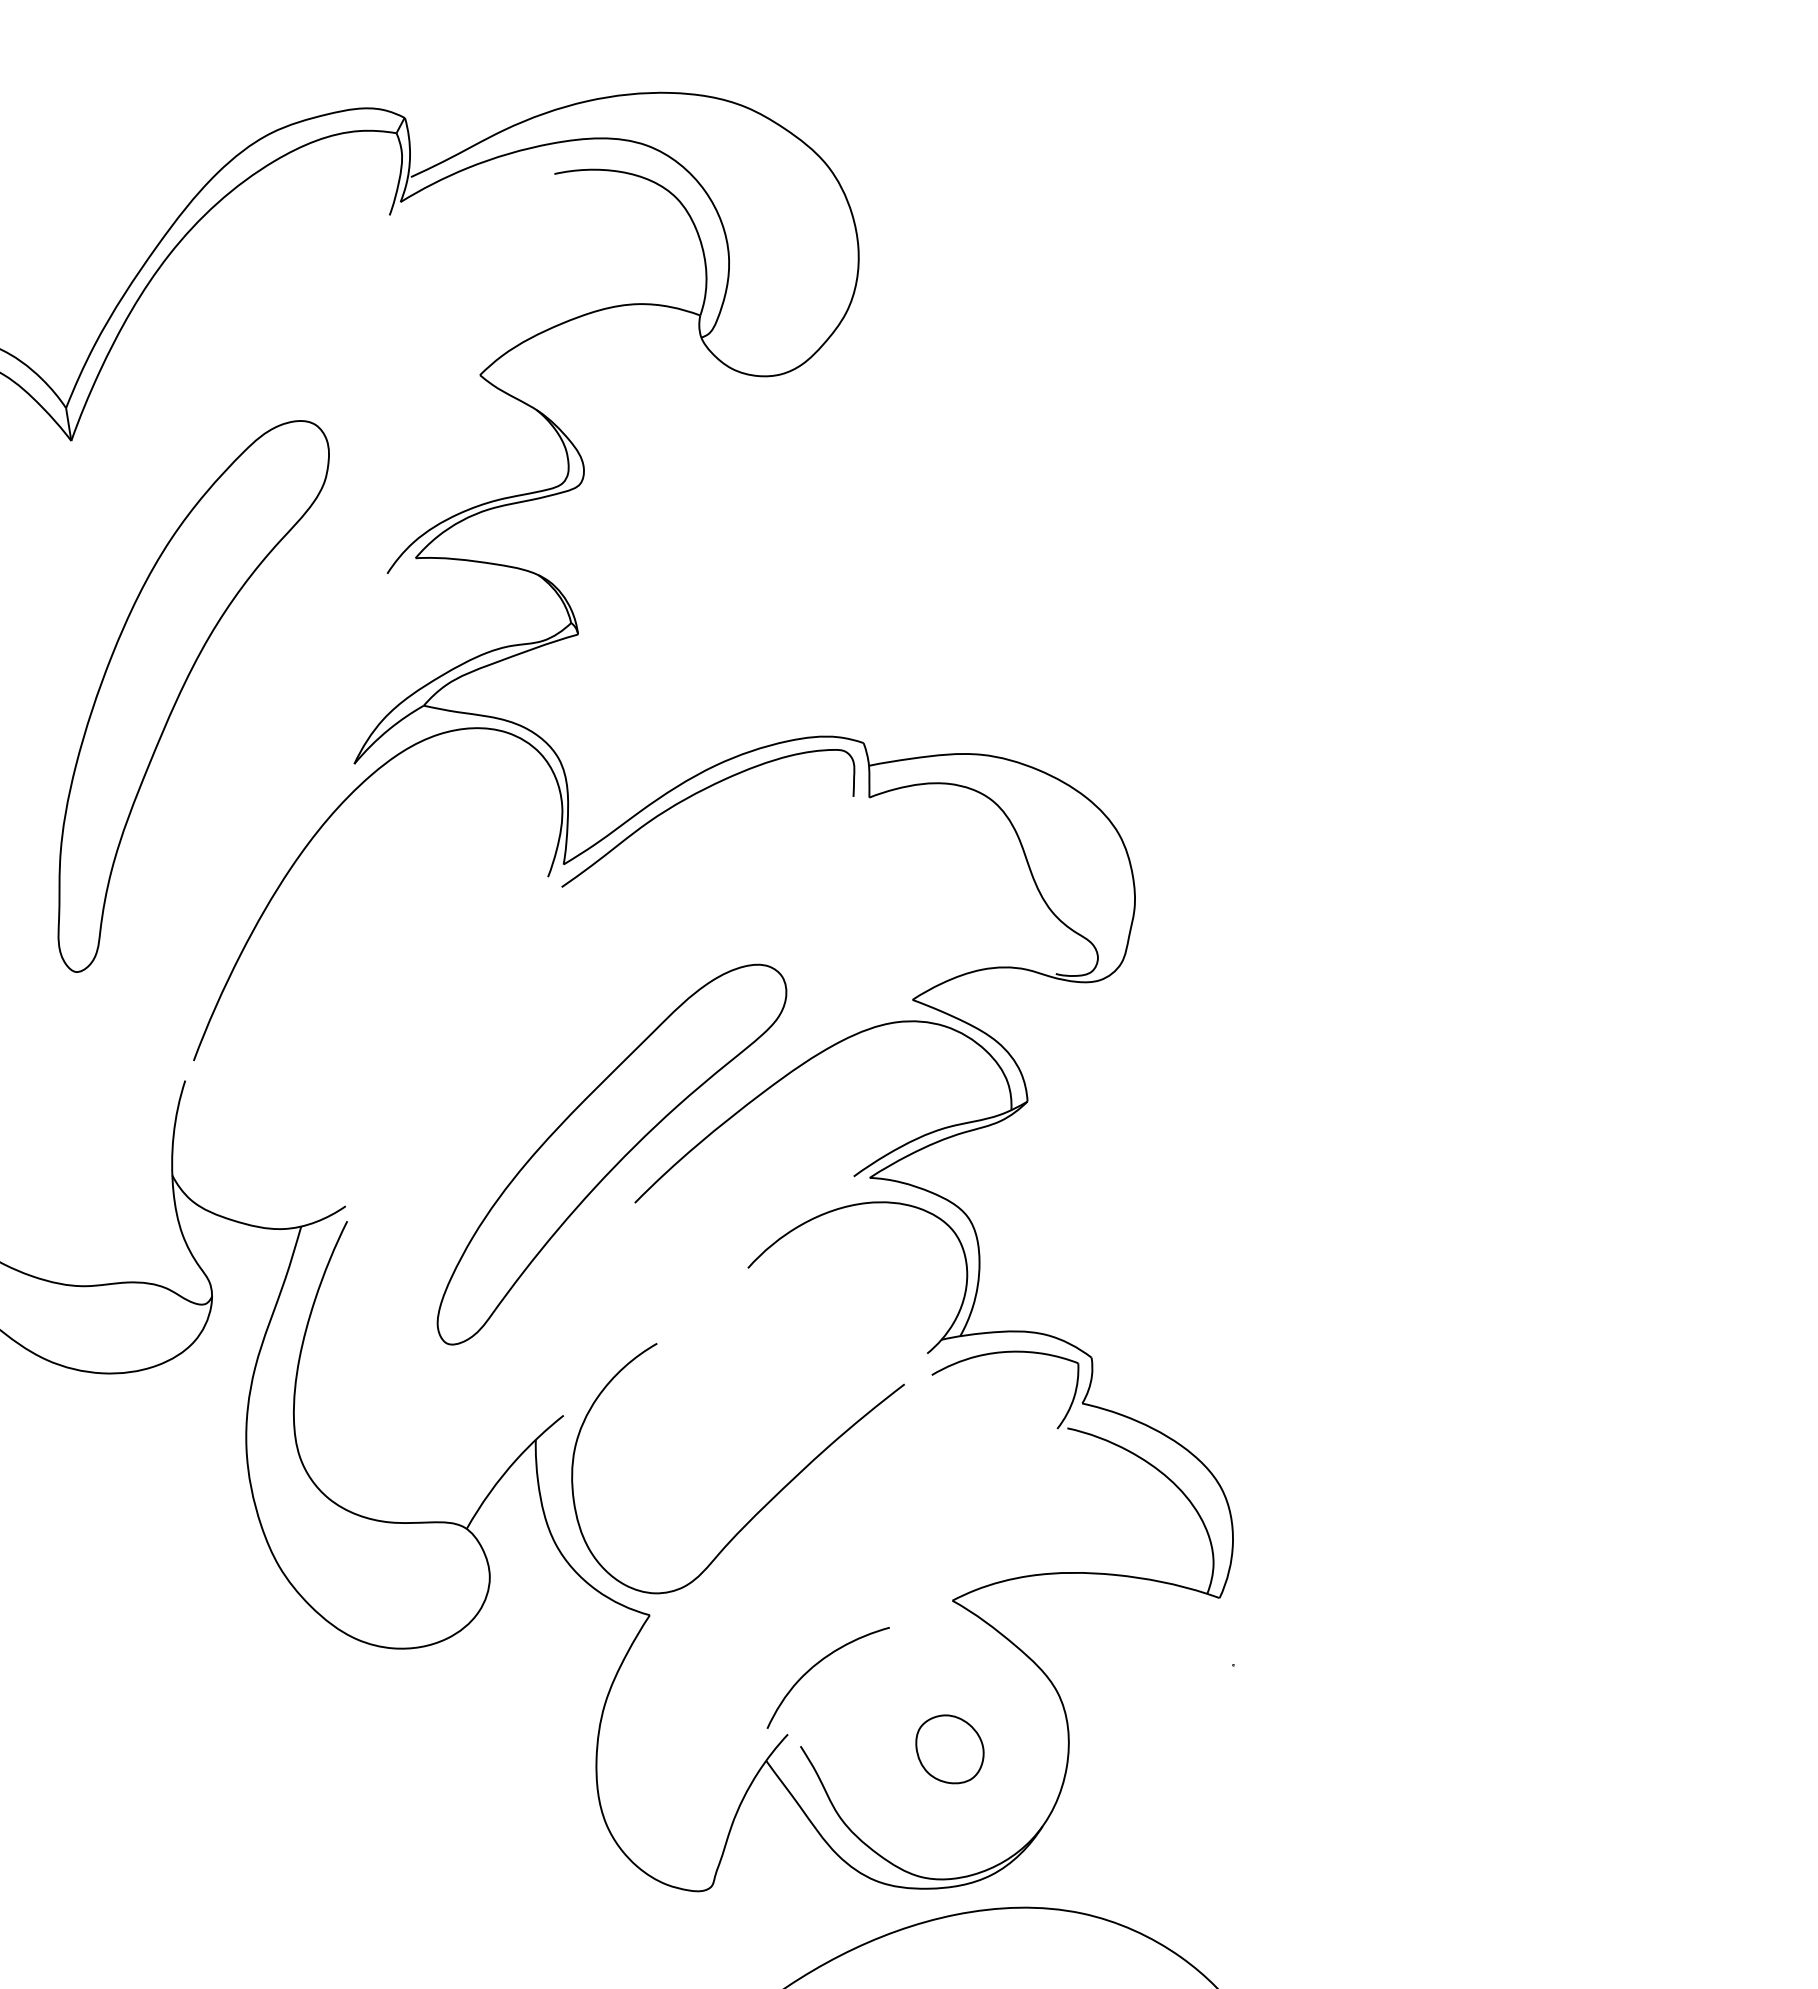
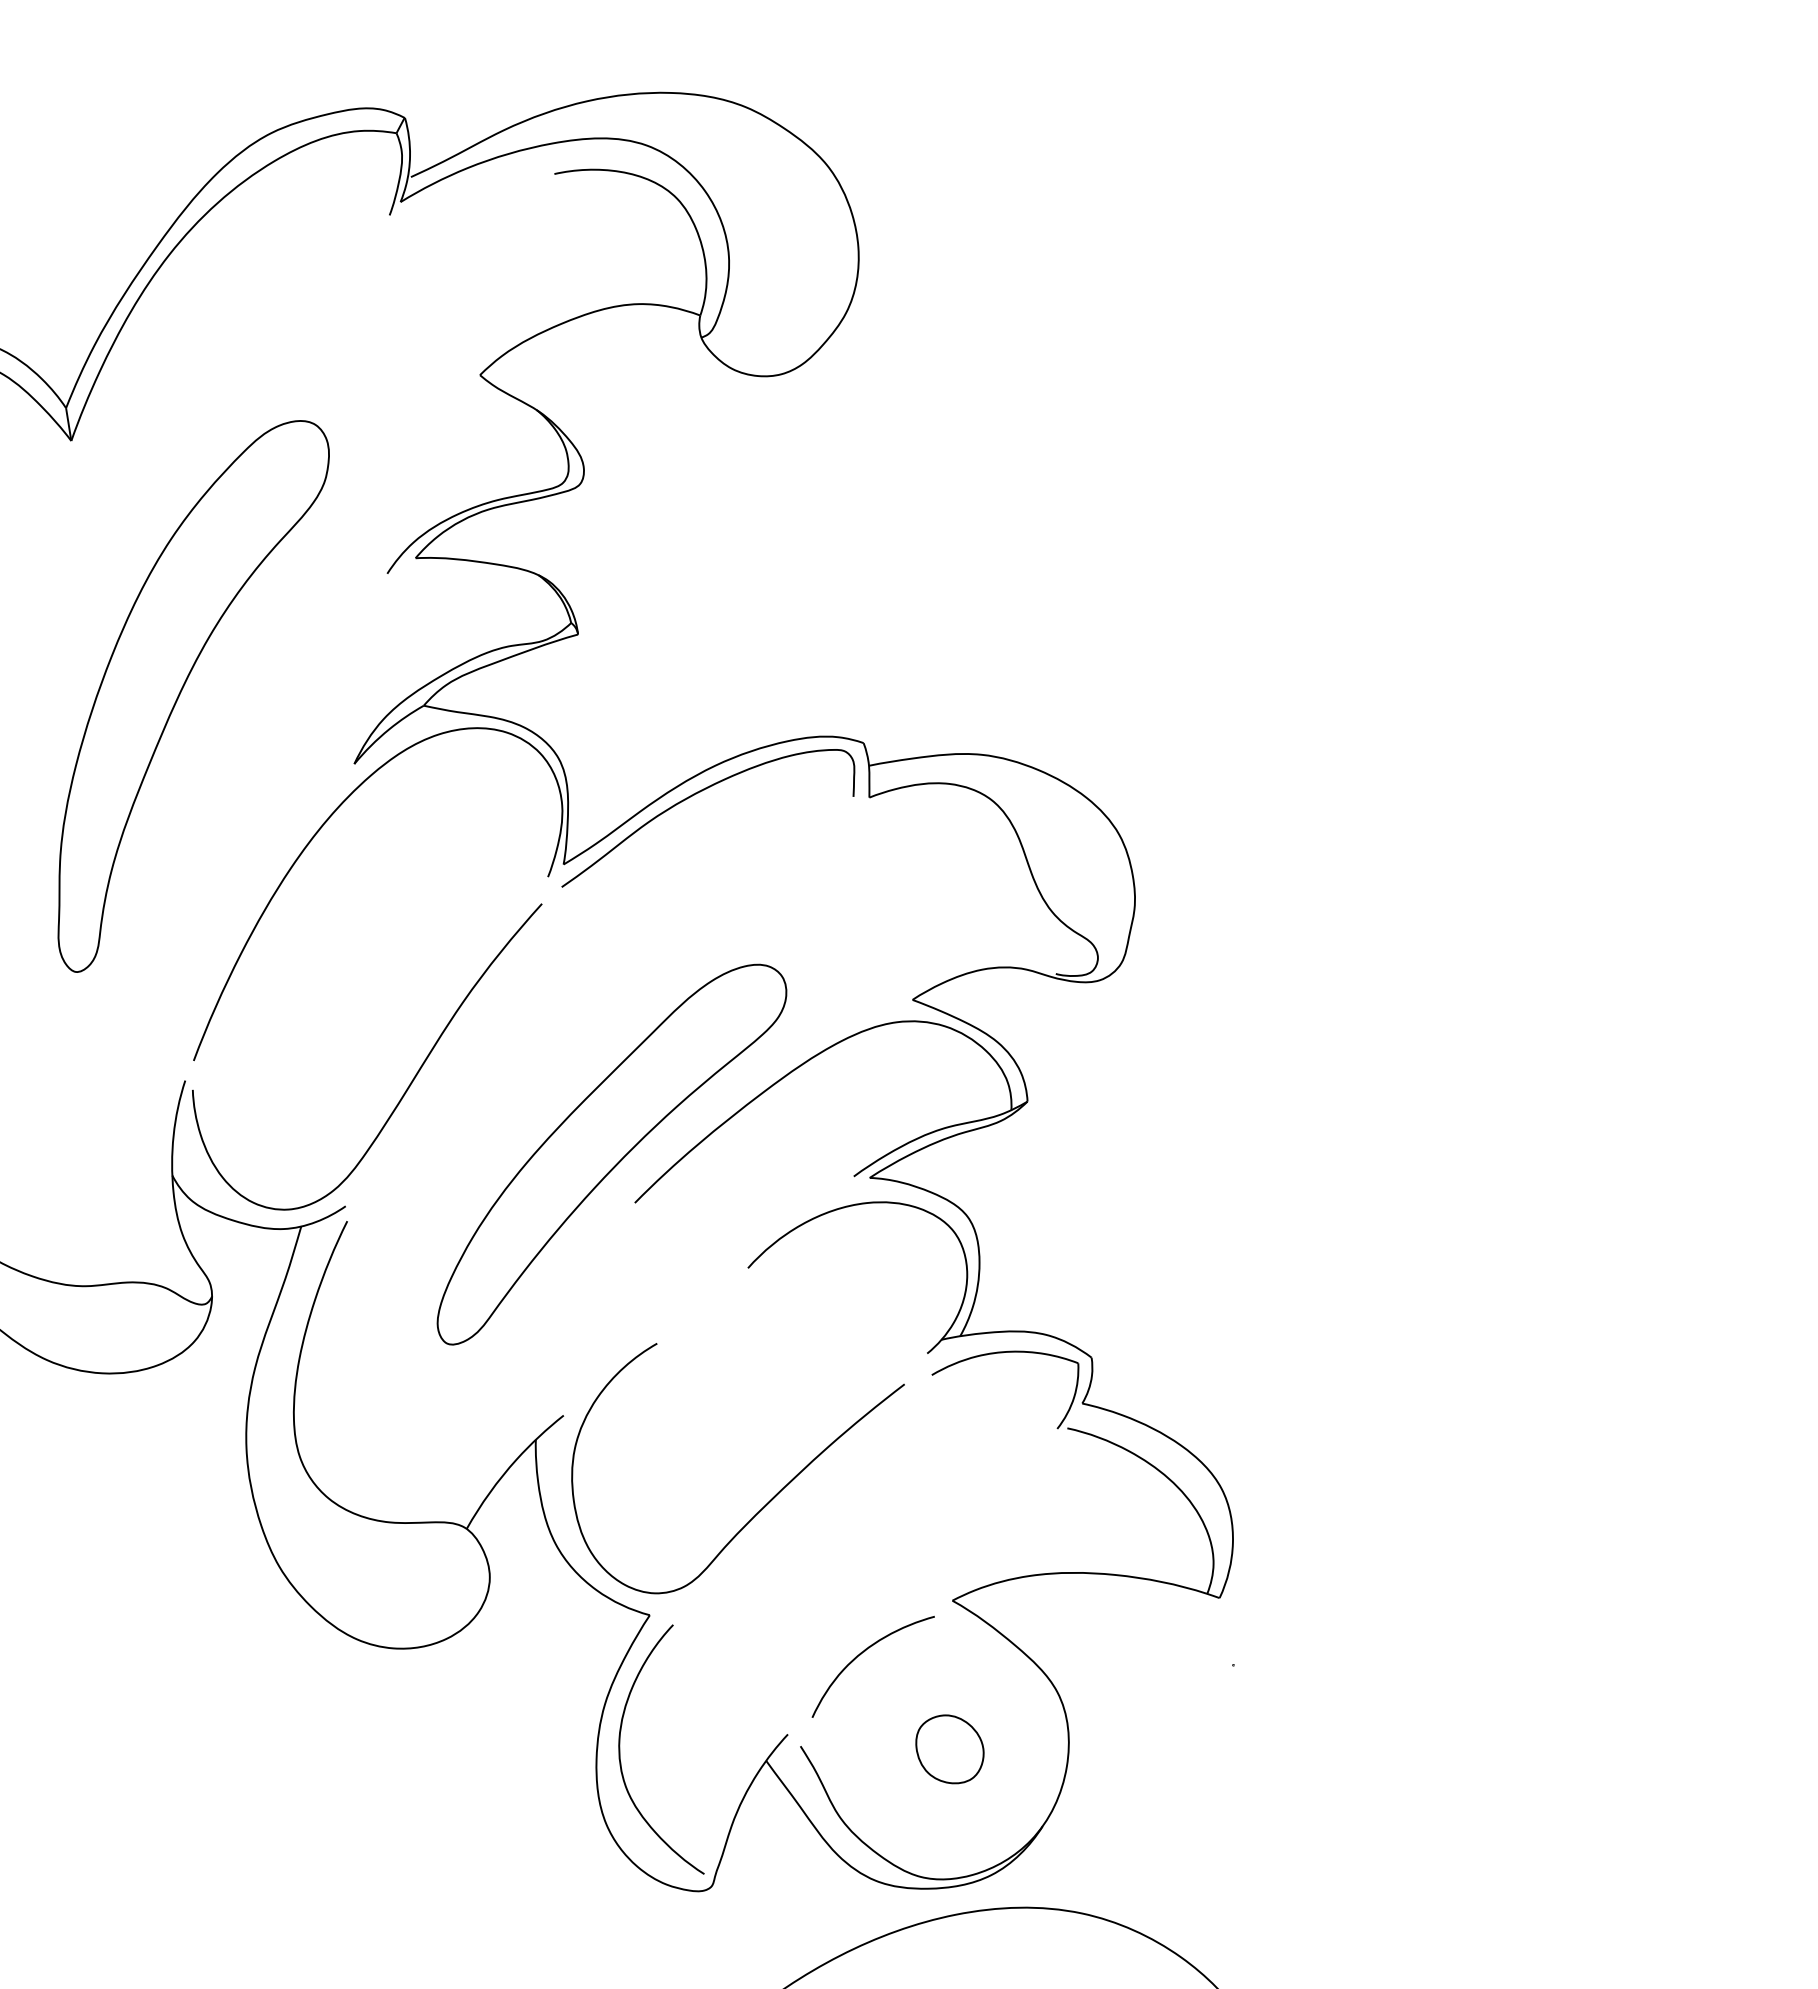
curve: none -> present (411, 1080)
curve position: (819, 1663) -> (864, 1652) (864, 1652)
curve: none -> present (620, 1749)
